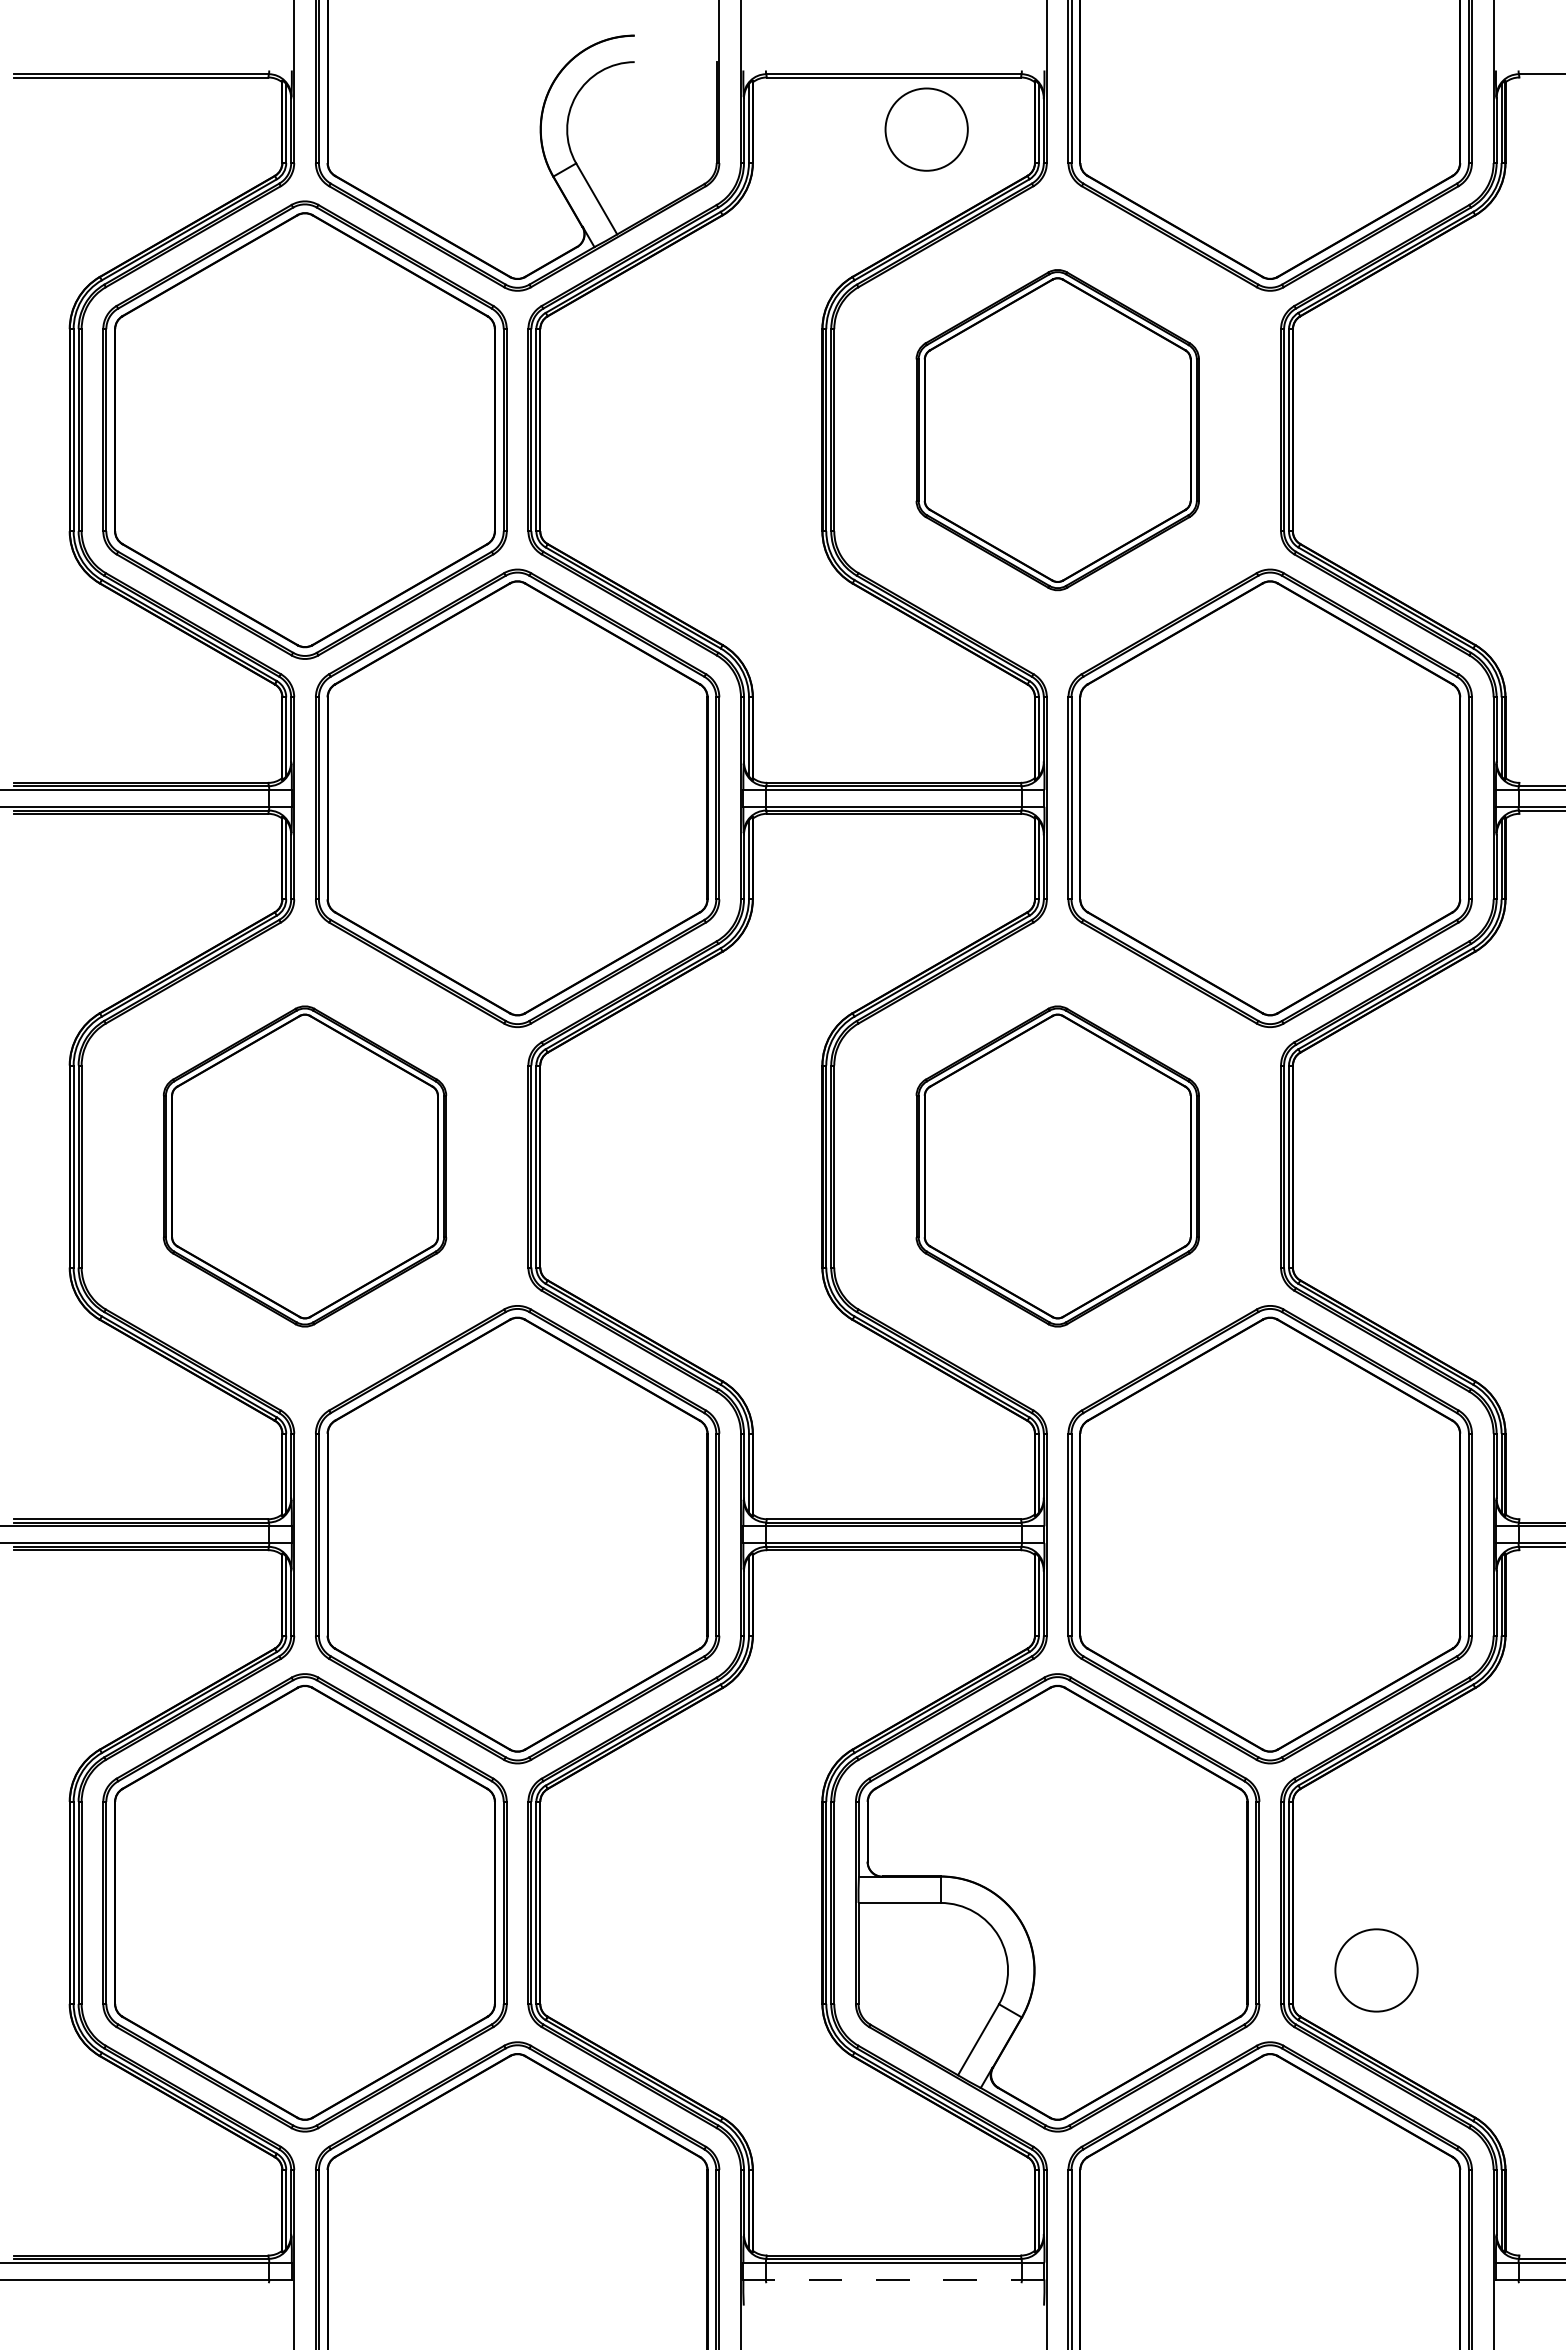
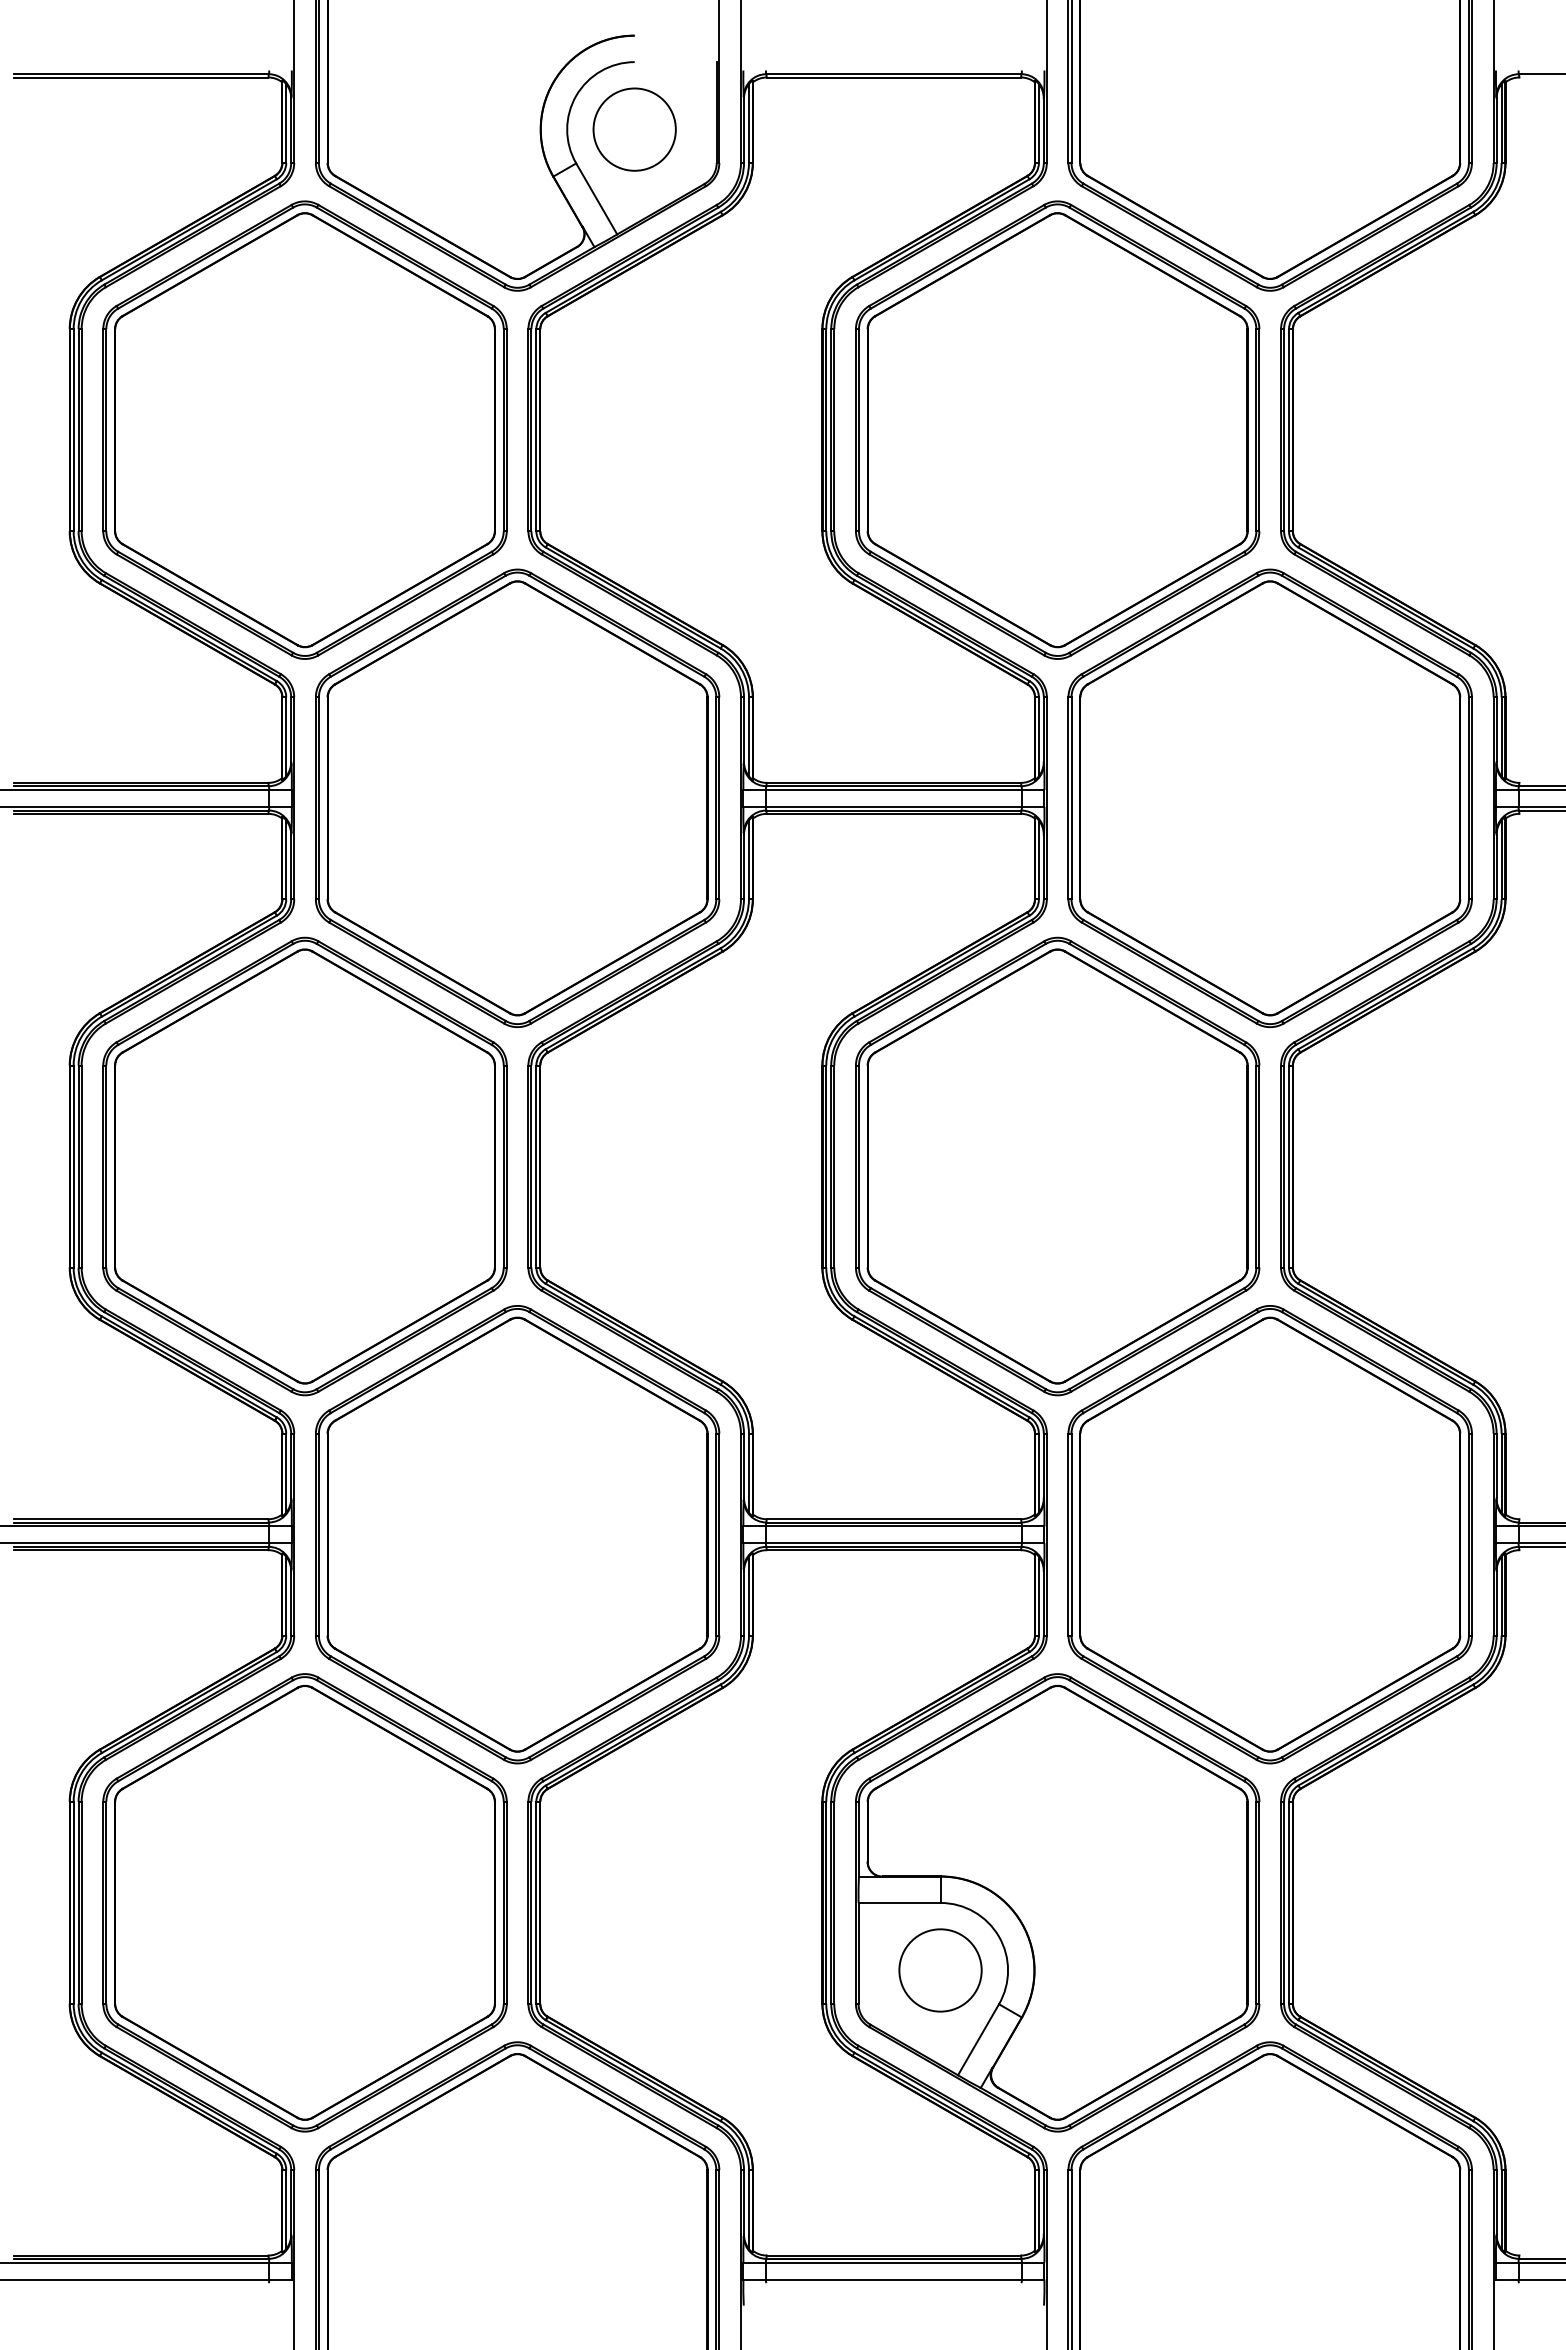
circle position: (926, 129) -> (634, 129) (634, 129)
part size: 285x323 px -> 406x460 px (1057, 429)
part size: 285x323 px -> 406x461 px (304, 1166)
part size: 285x323 px -> 406x461 px (1057, 1166)
circle position: (1376, 1970) -> (940, 1970) (940, 1970)
line: dashed -> solid (893, 2279)
